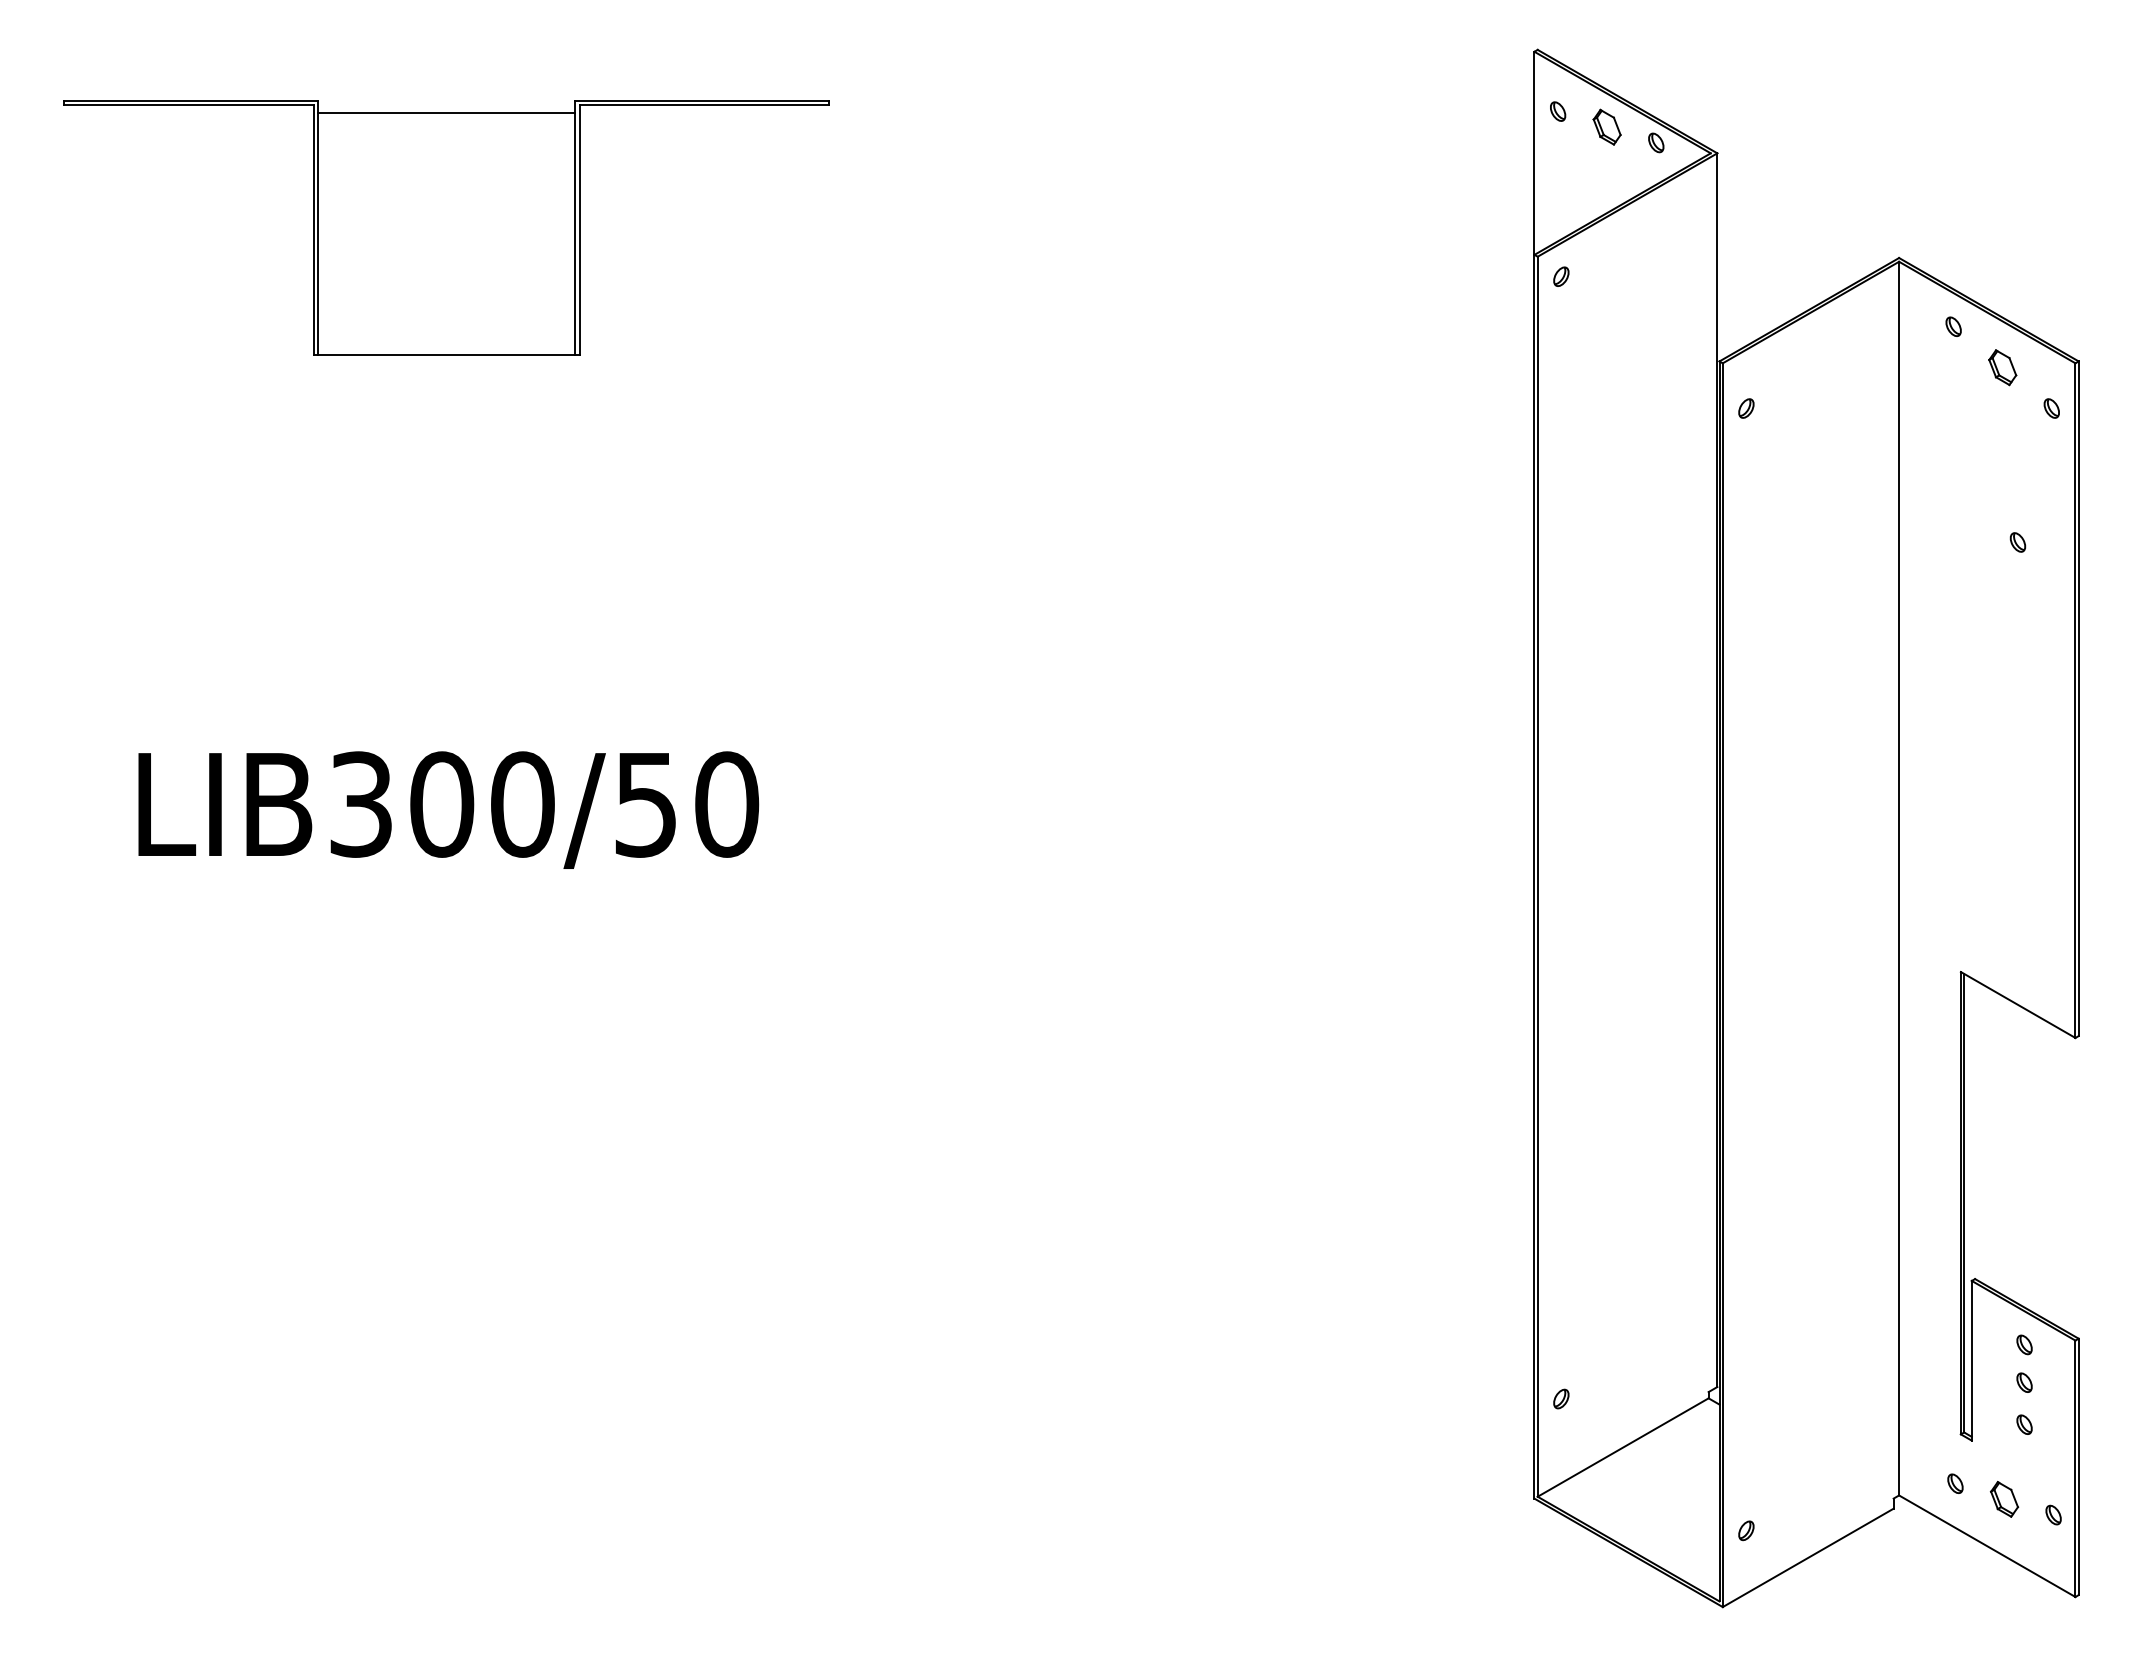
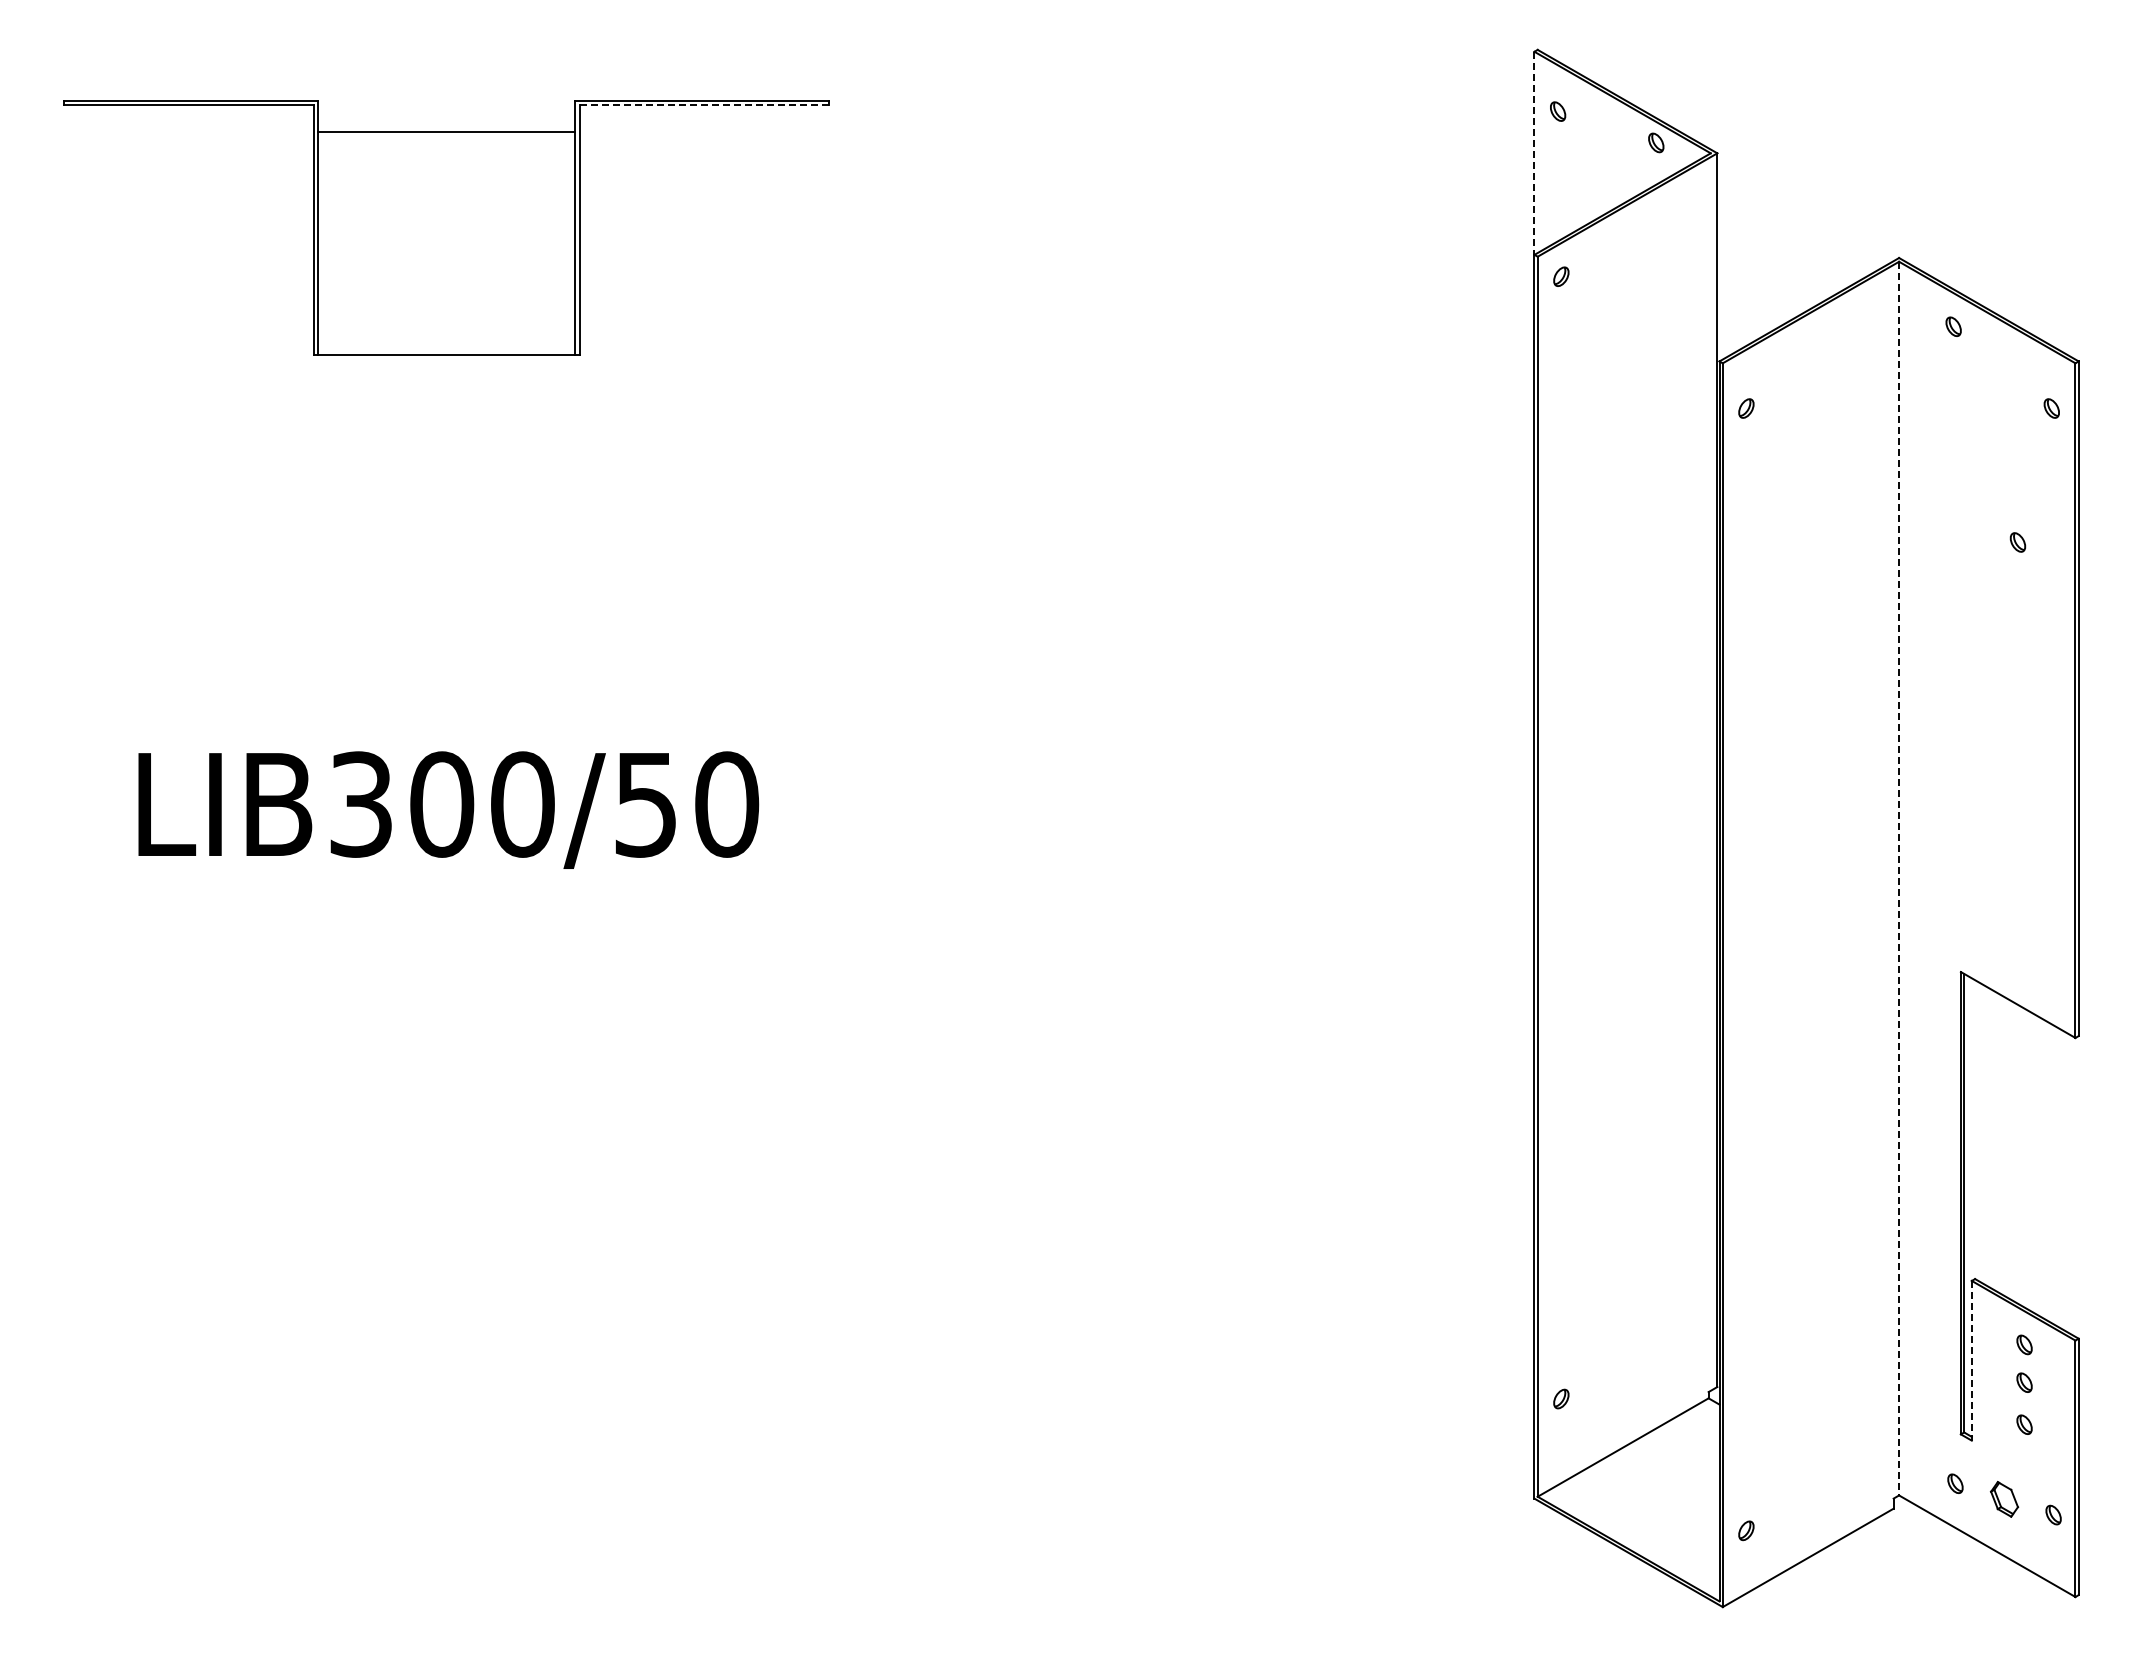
line: solid -> dashed (704, 105)
line position: (446, 113) -> (446, 132) (446, 132)
part: present -> none (1606, 126)
line: solid -> dashed (1534, 153)
part: present -> none (2002, 367)
line: solid -> dashed (1899, 878)
line: solid -> dashed (1971, 1360)
